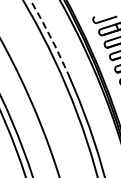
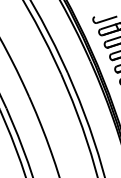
line: dashed -> solid (50, 36)
